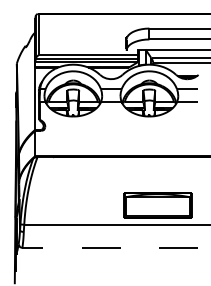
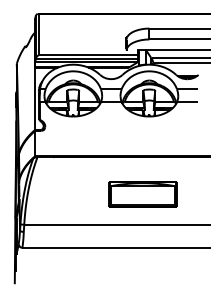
part position: (157, 205) -> (142, 194) (142, 194)
line: dashed -> solid (116, 247)
